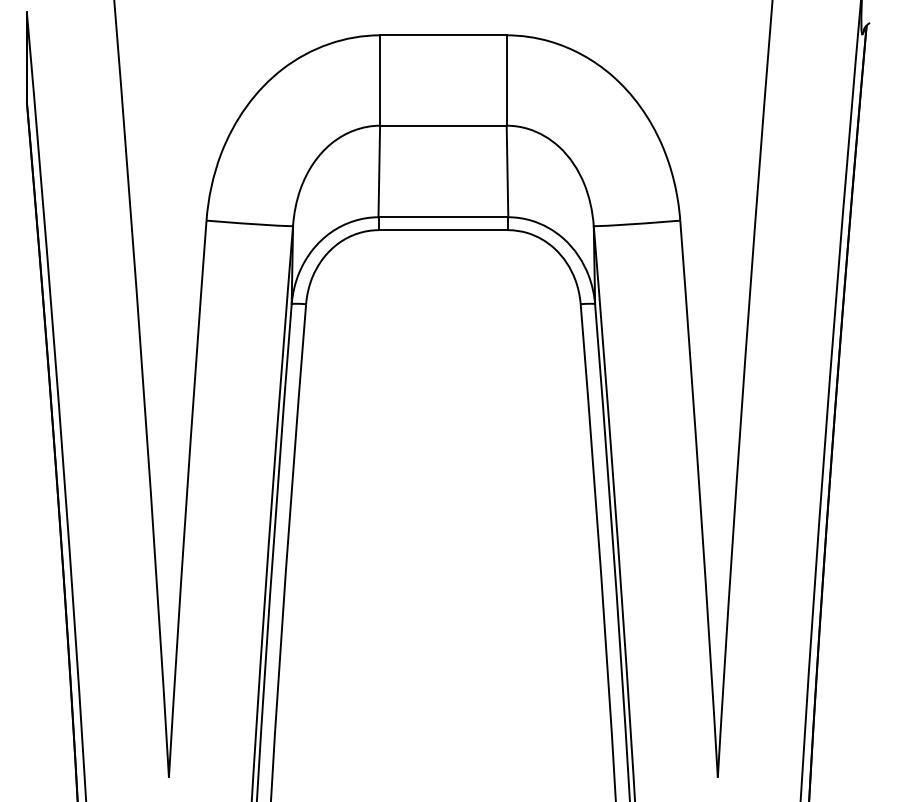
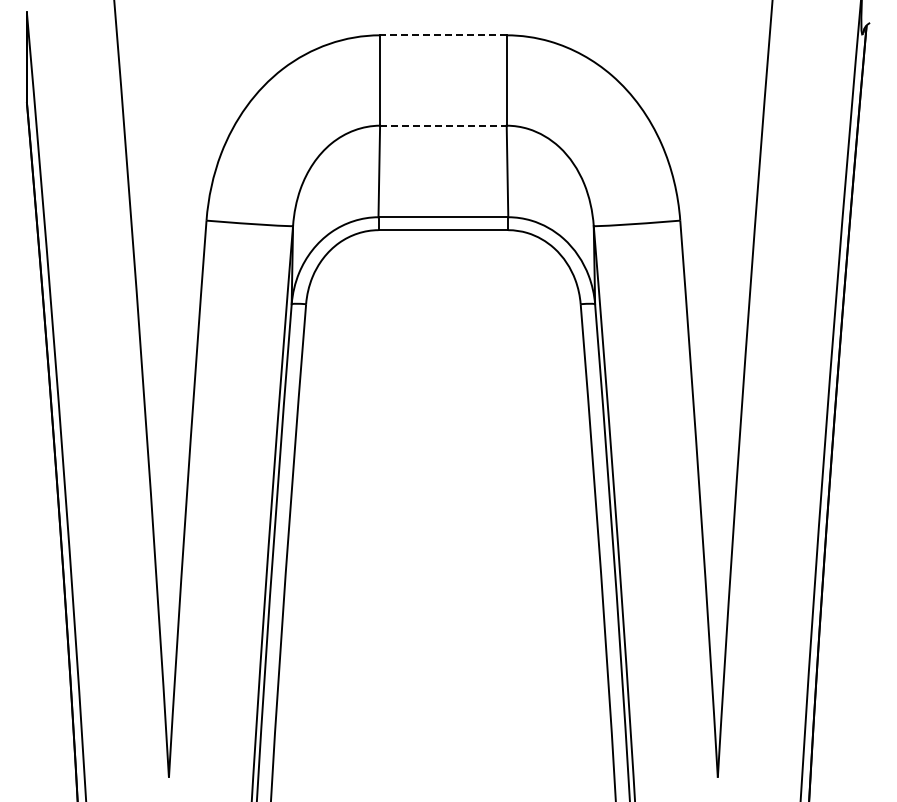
line: solid -> dashed (442, 35)
line: solid -> dashed (443, 125)
